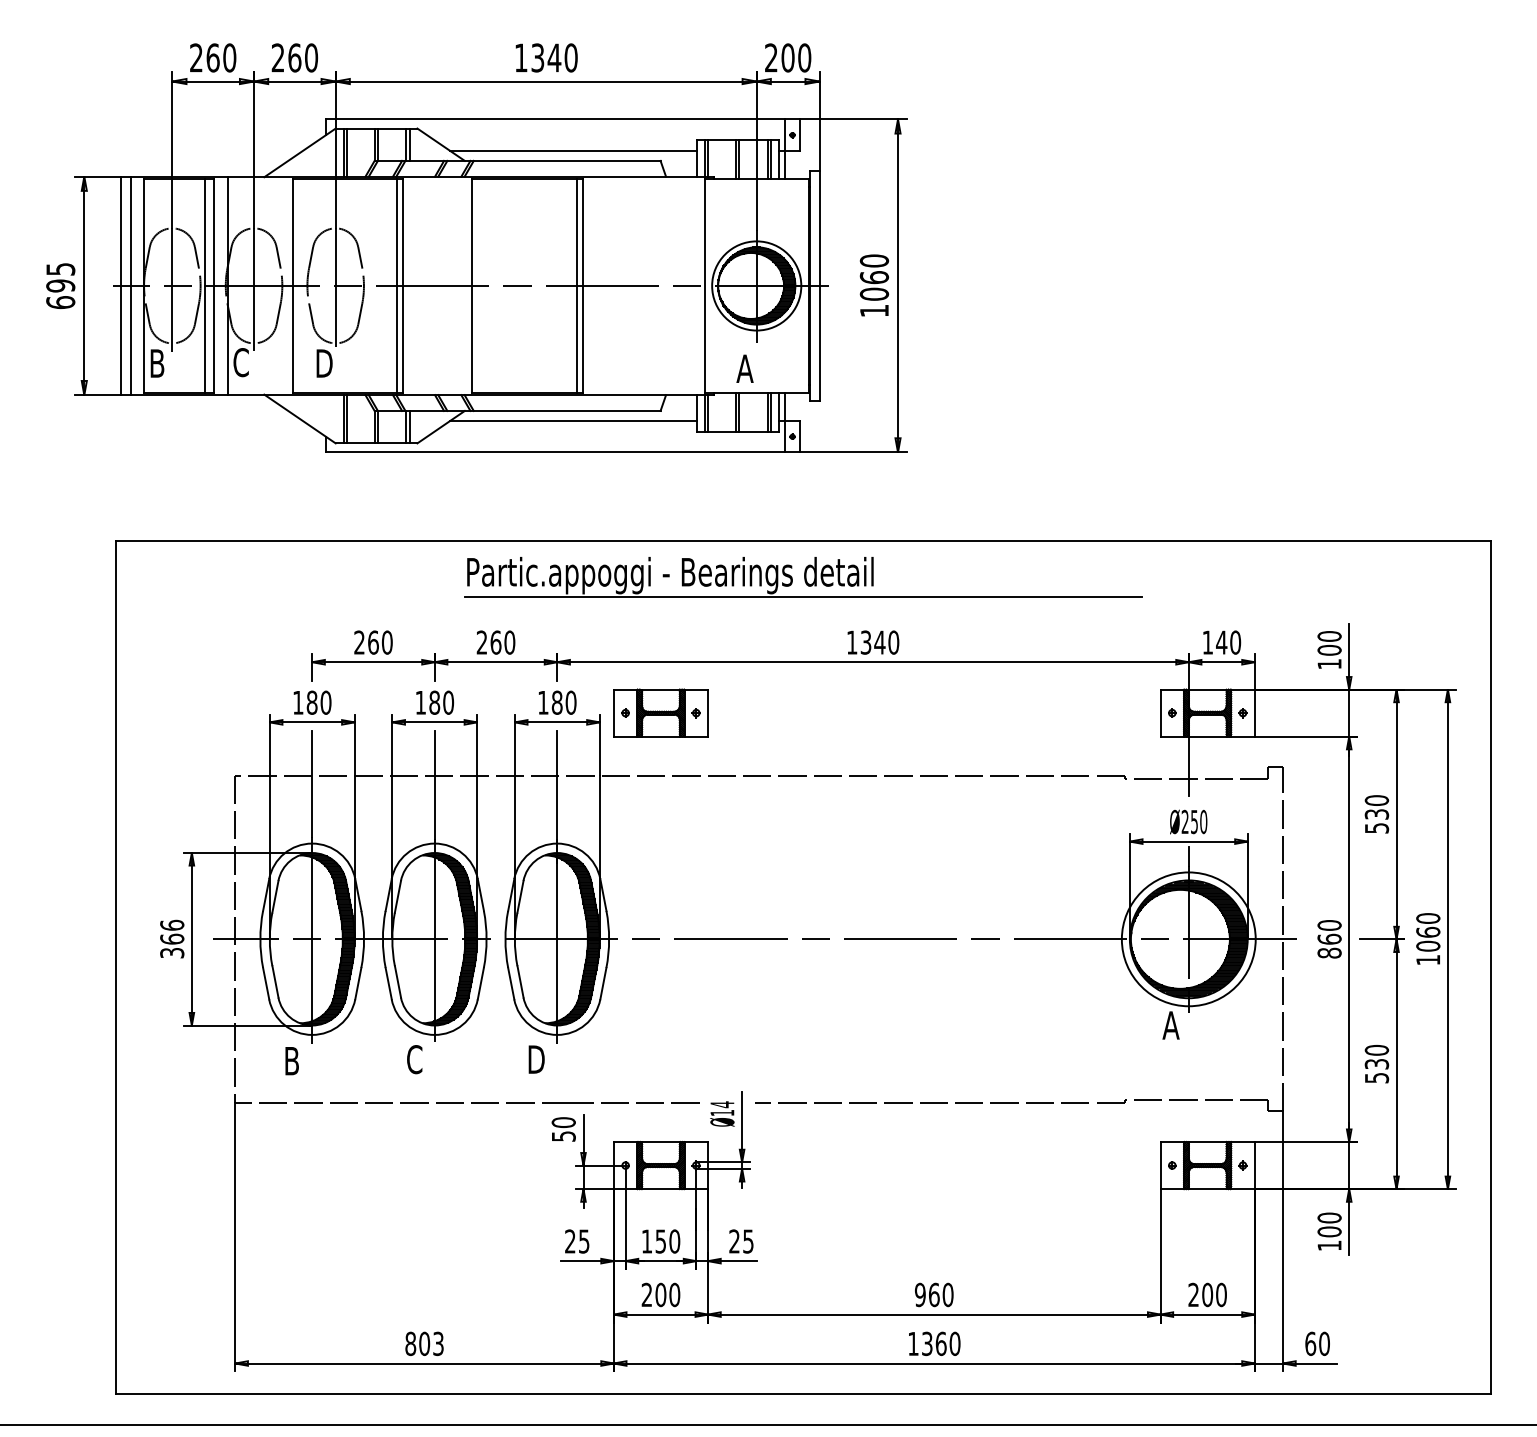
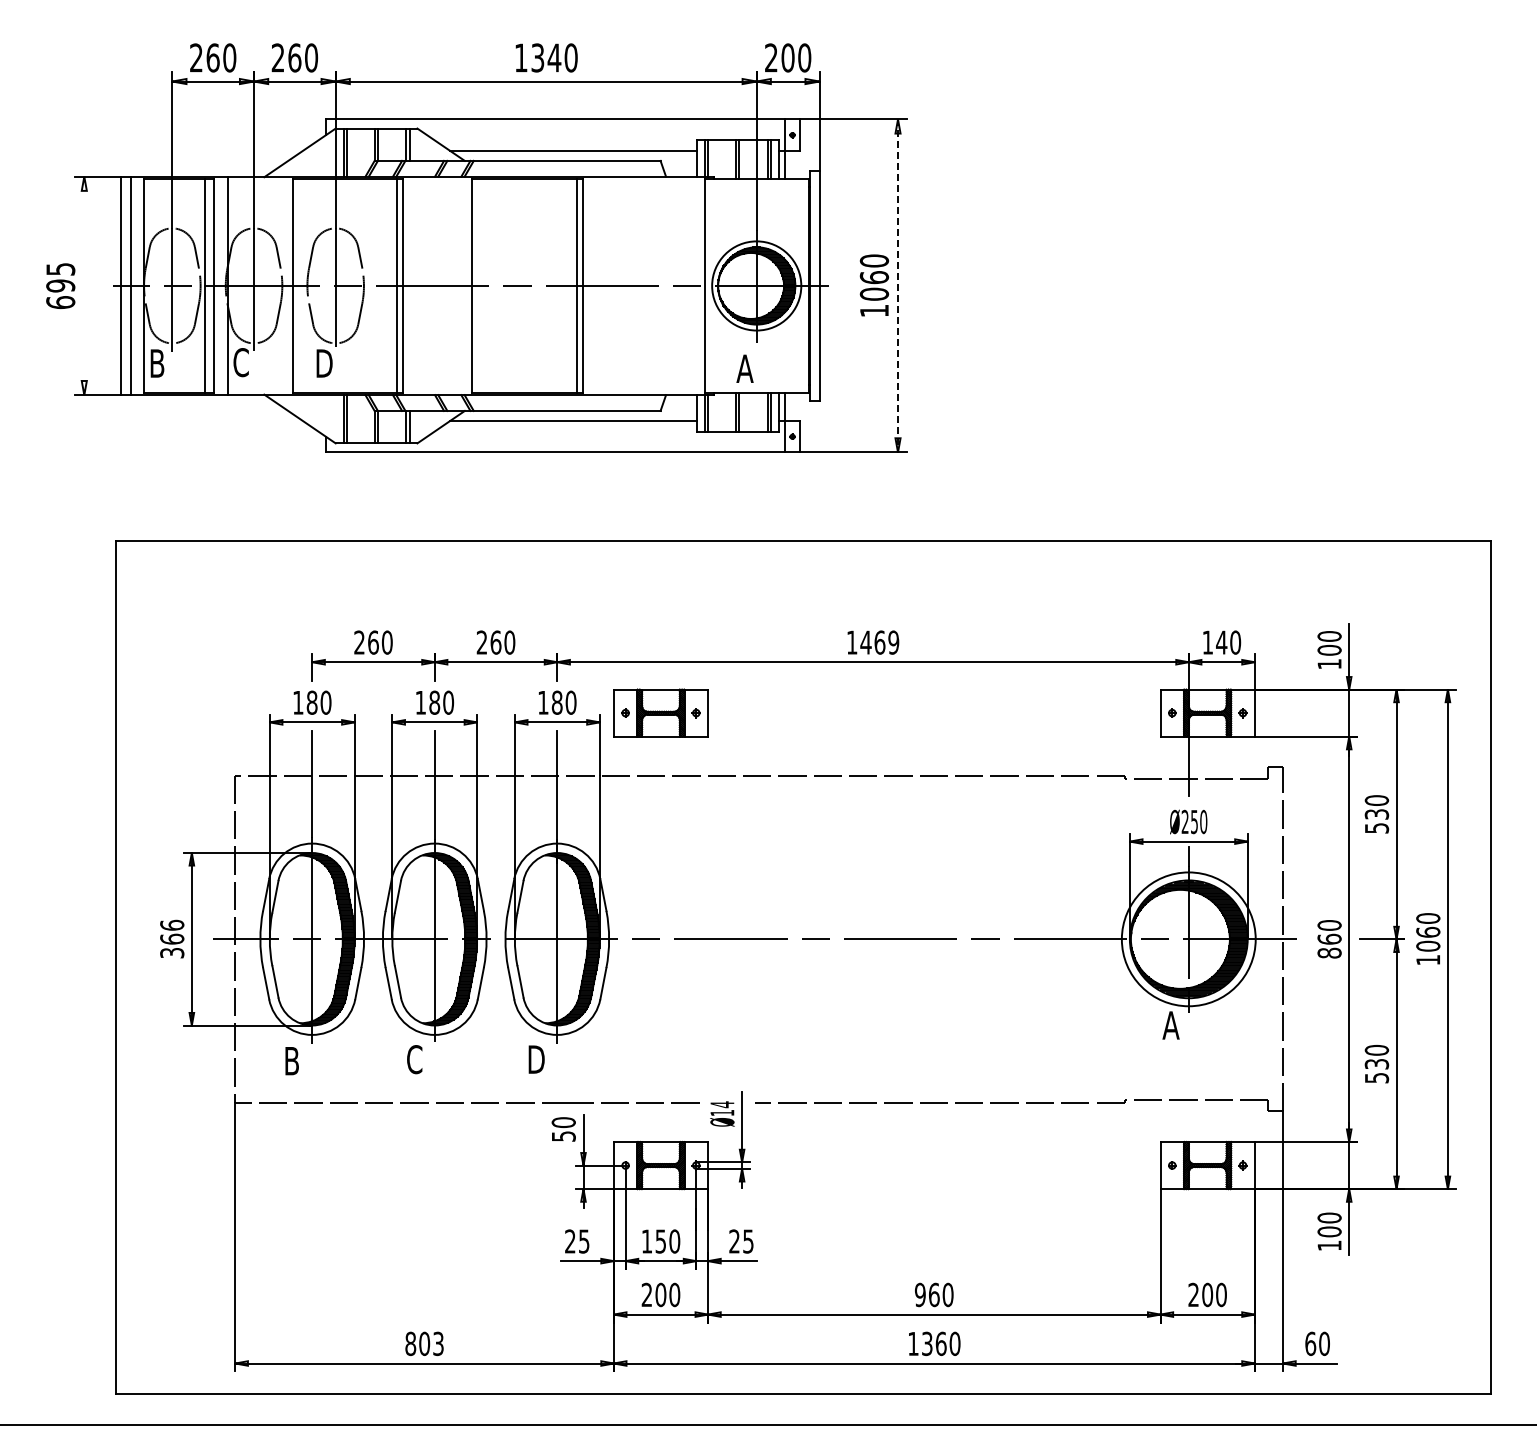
line: present -> none (84, 285)
line: solid -> dashed (898, 285)
part: present -> none (803, 577)
text: 1340 -> 1469 (879, 642)
